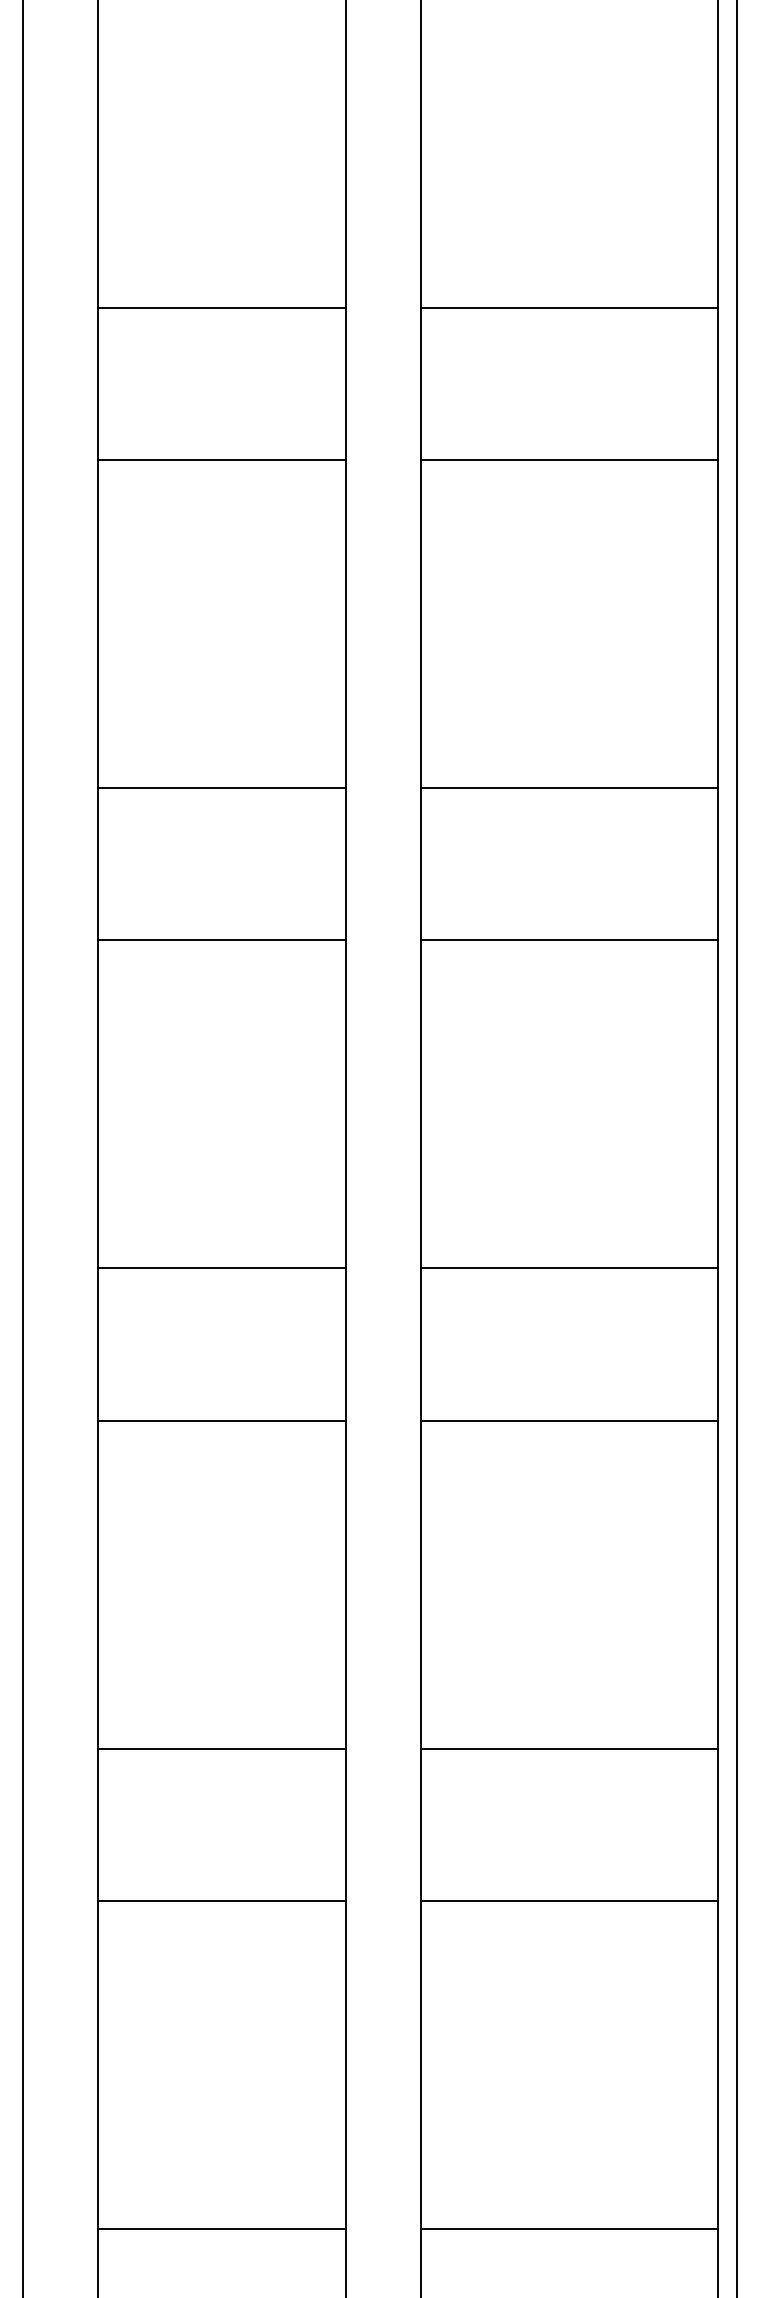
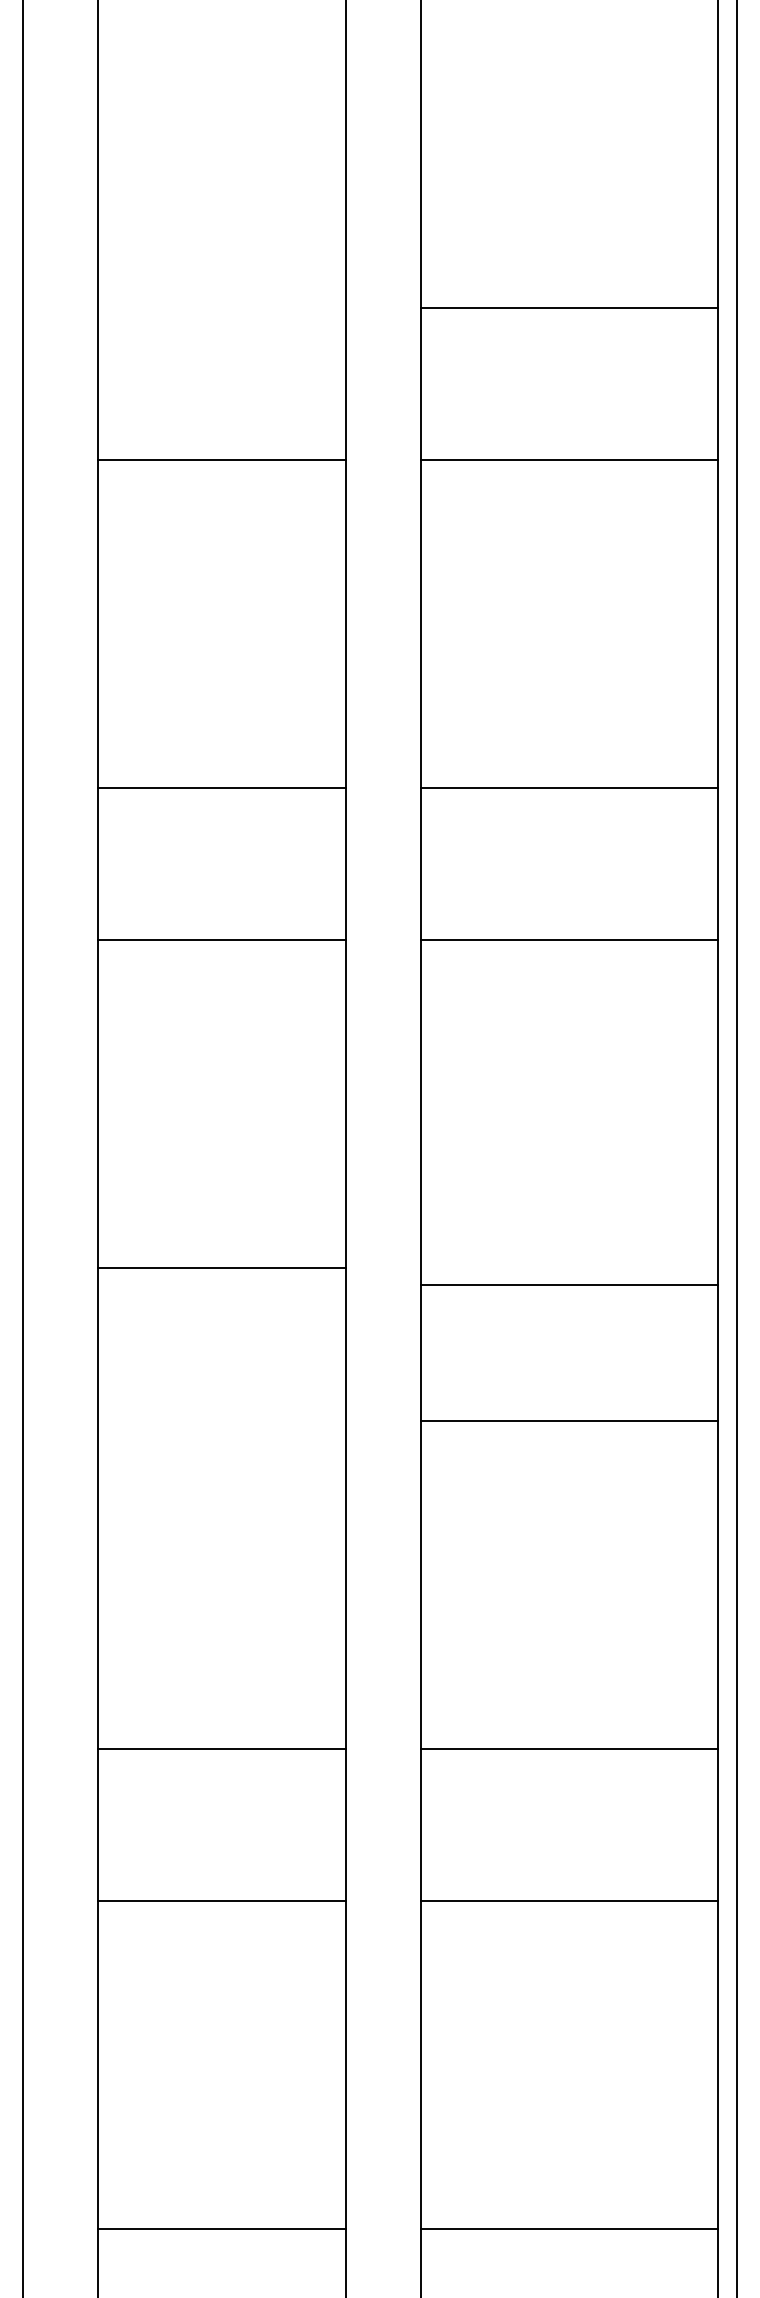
line: present -> none (221, 307)
line position: (568, 1268) -> (568, 1285) (568, 1285)
line: present -> none (221, 1420)
